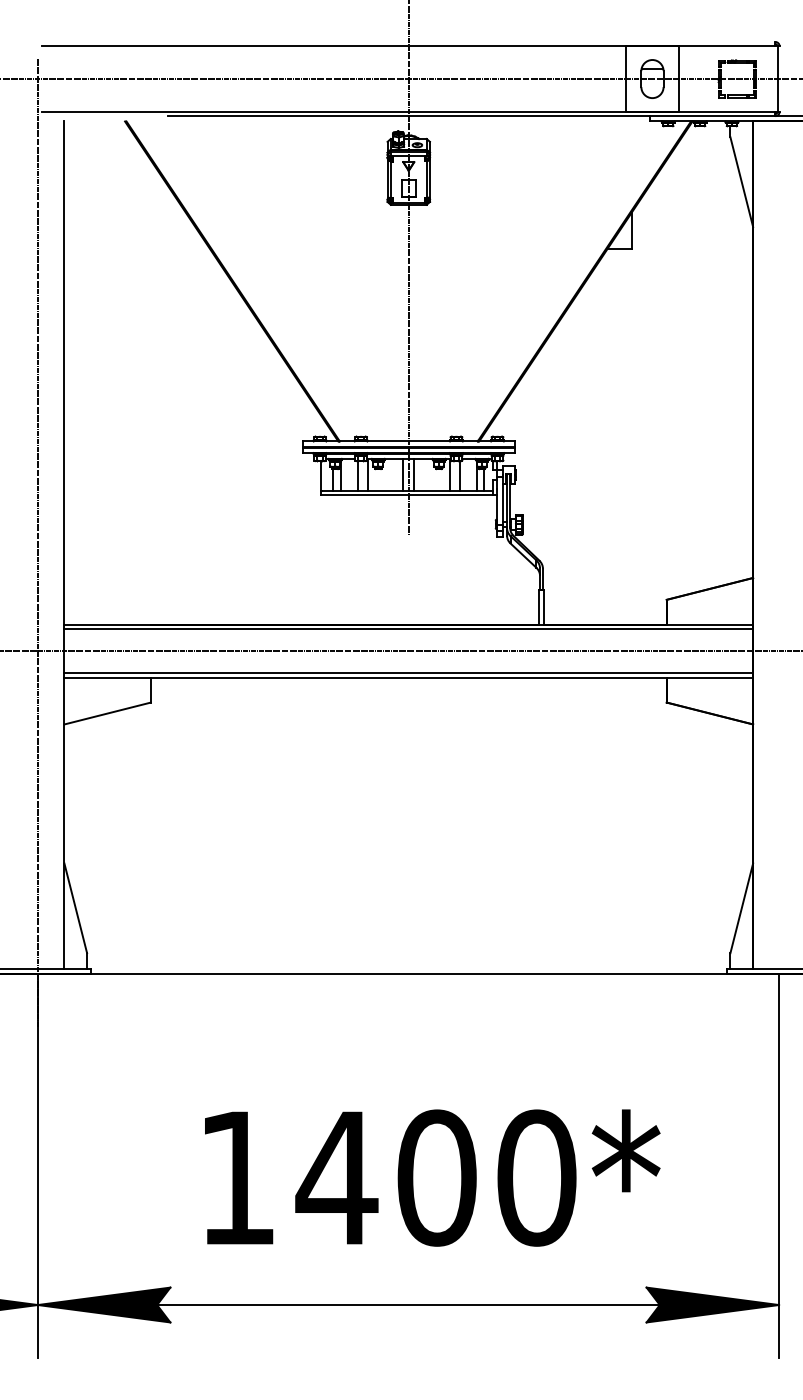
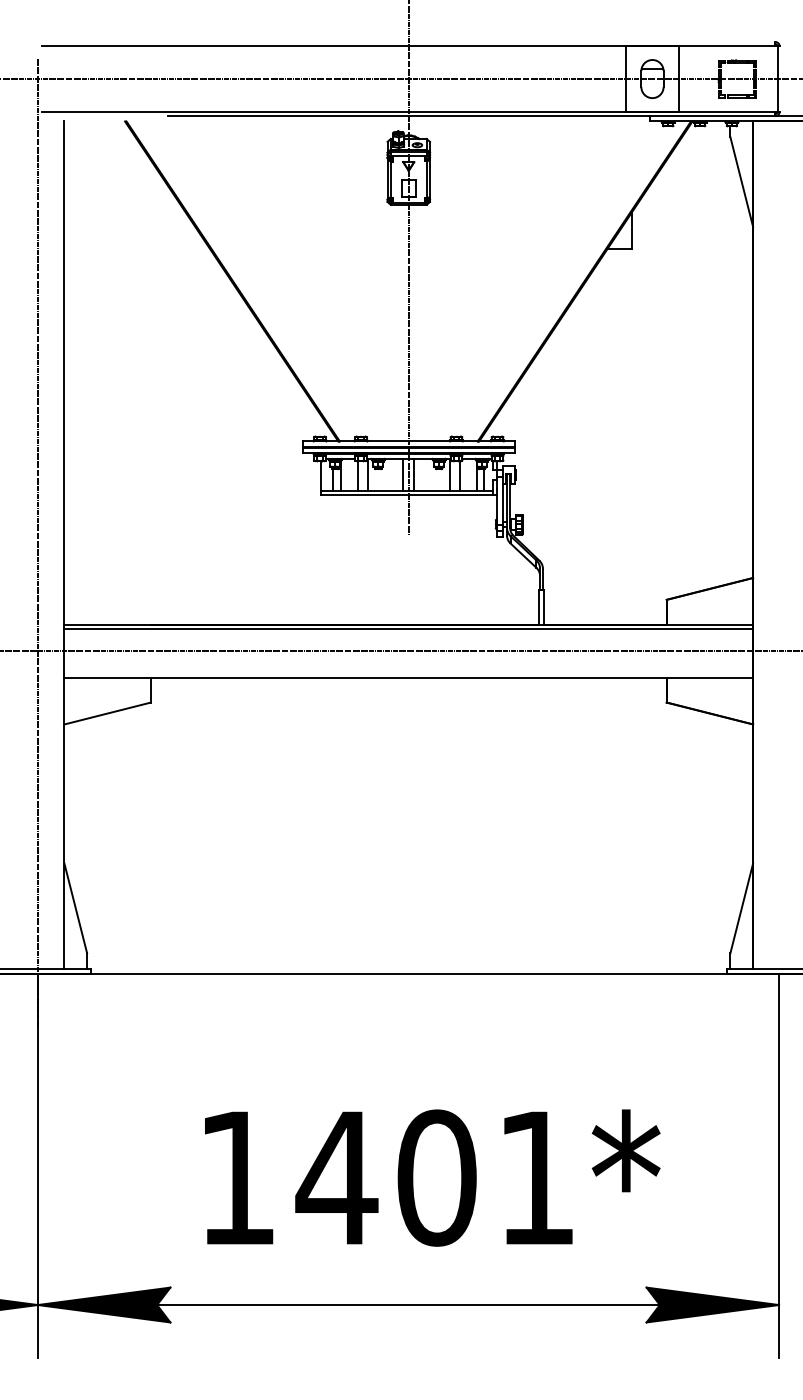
line: present -> none (408, 673)
text: 1400* -> 1401* (536, 1177)
